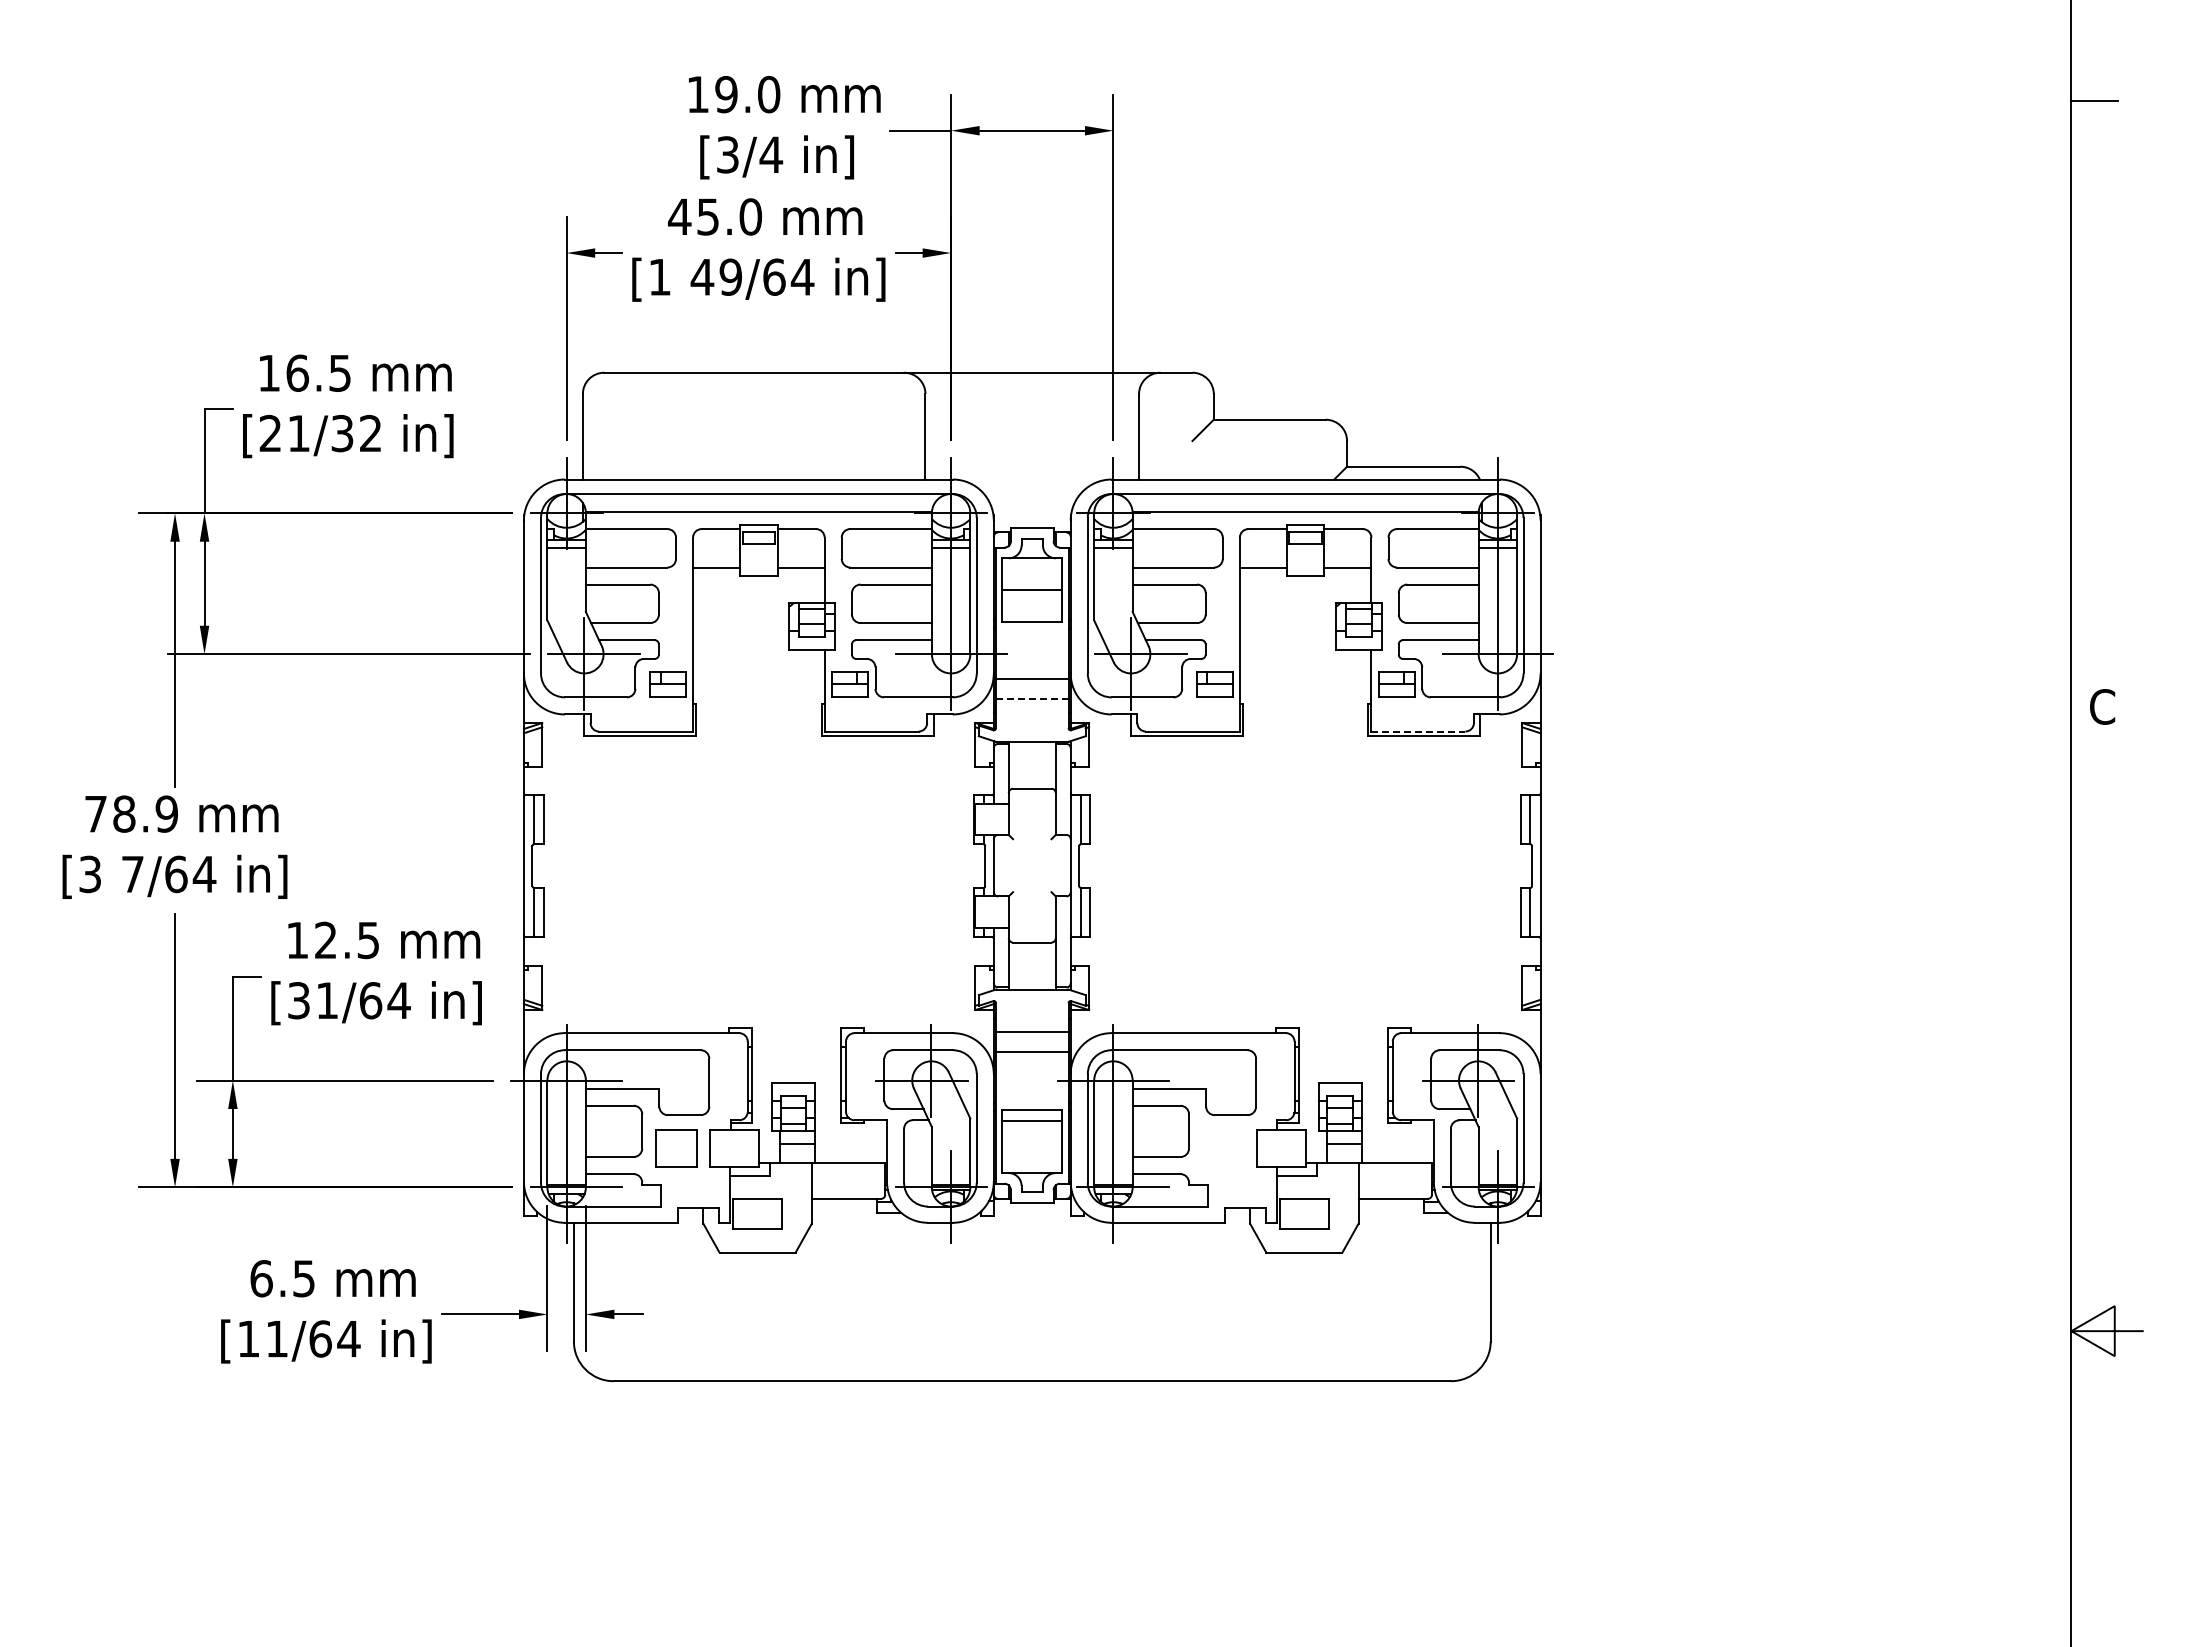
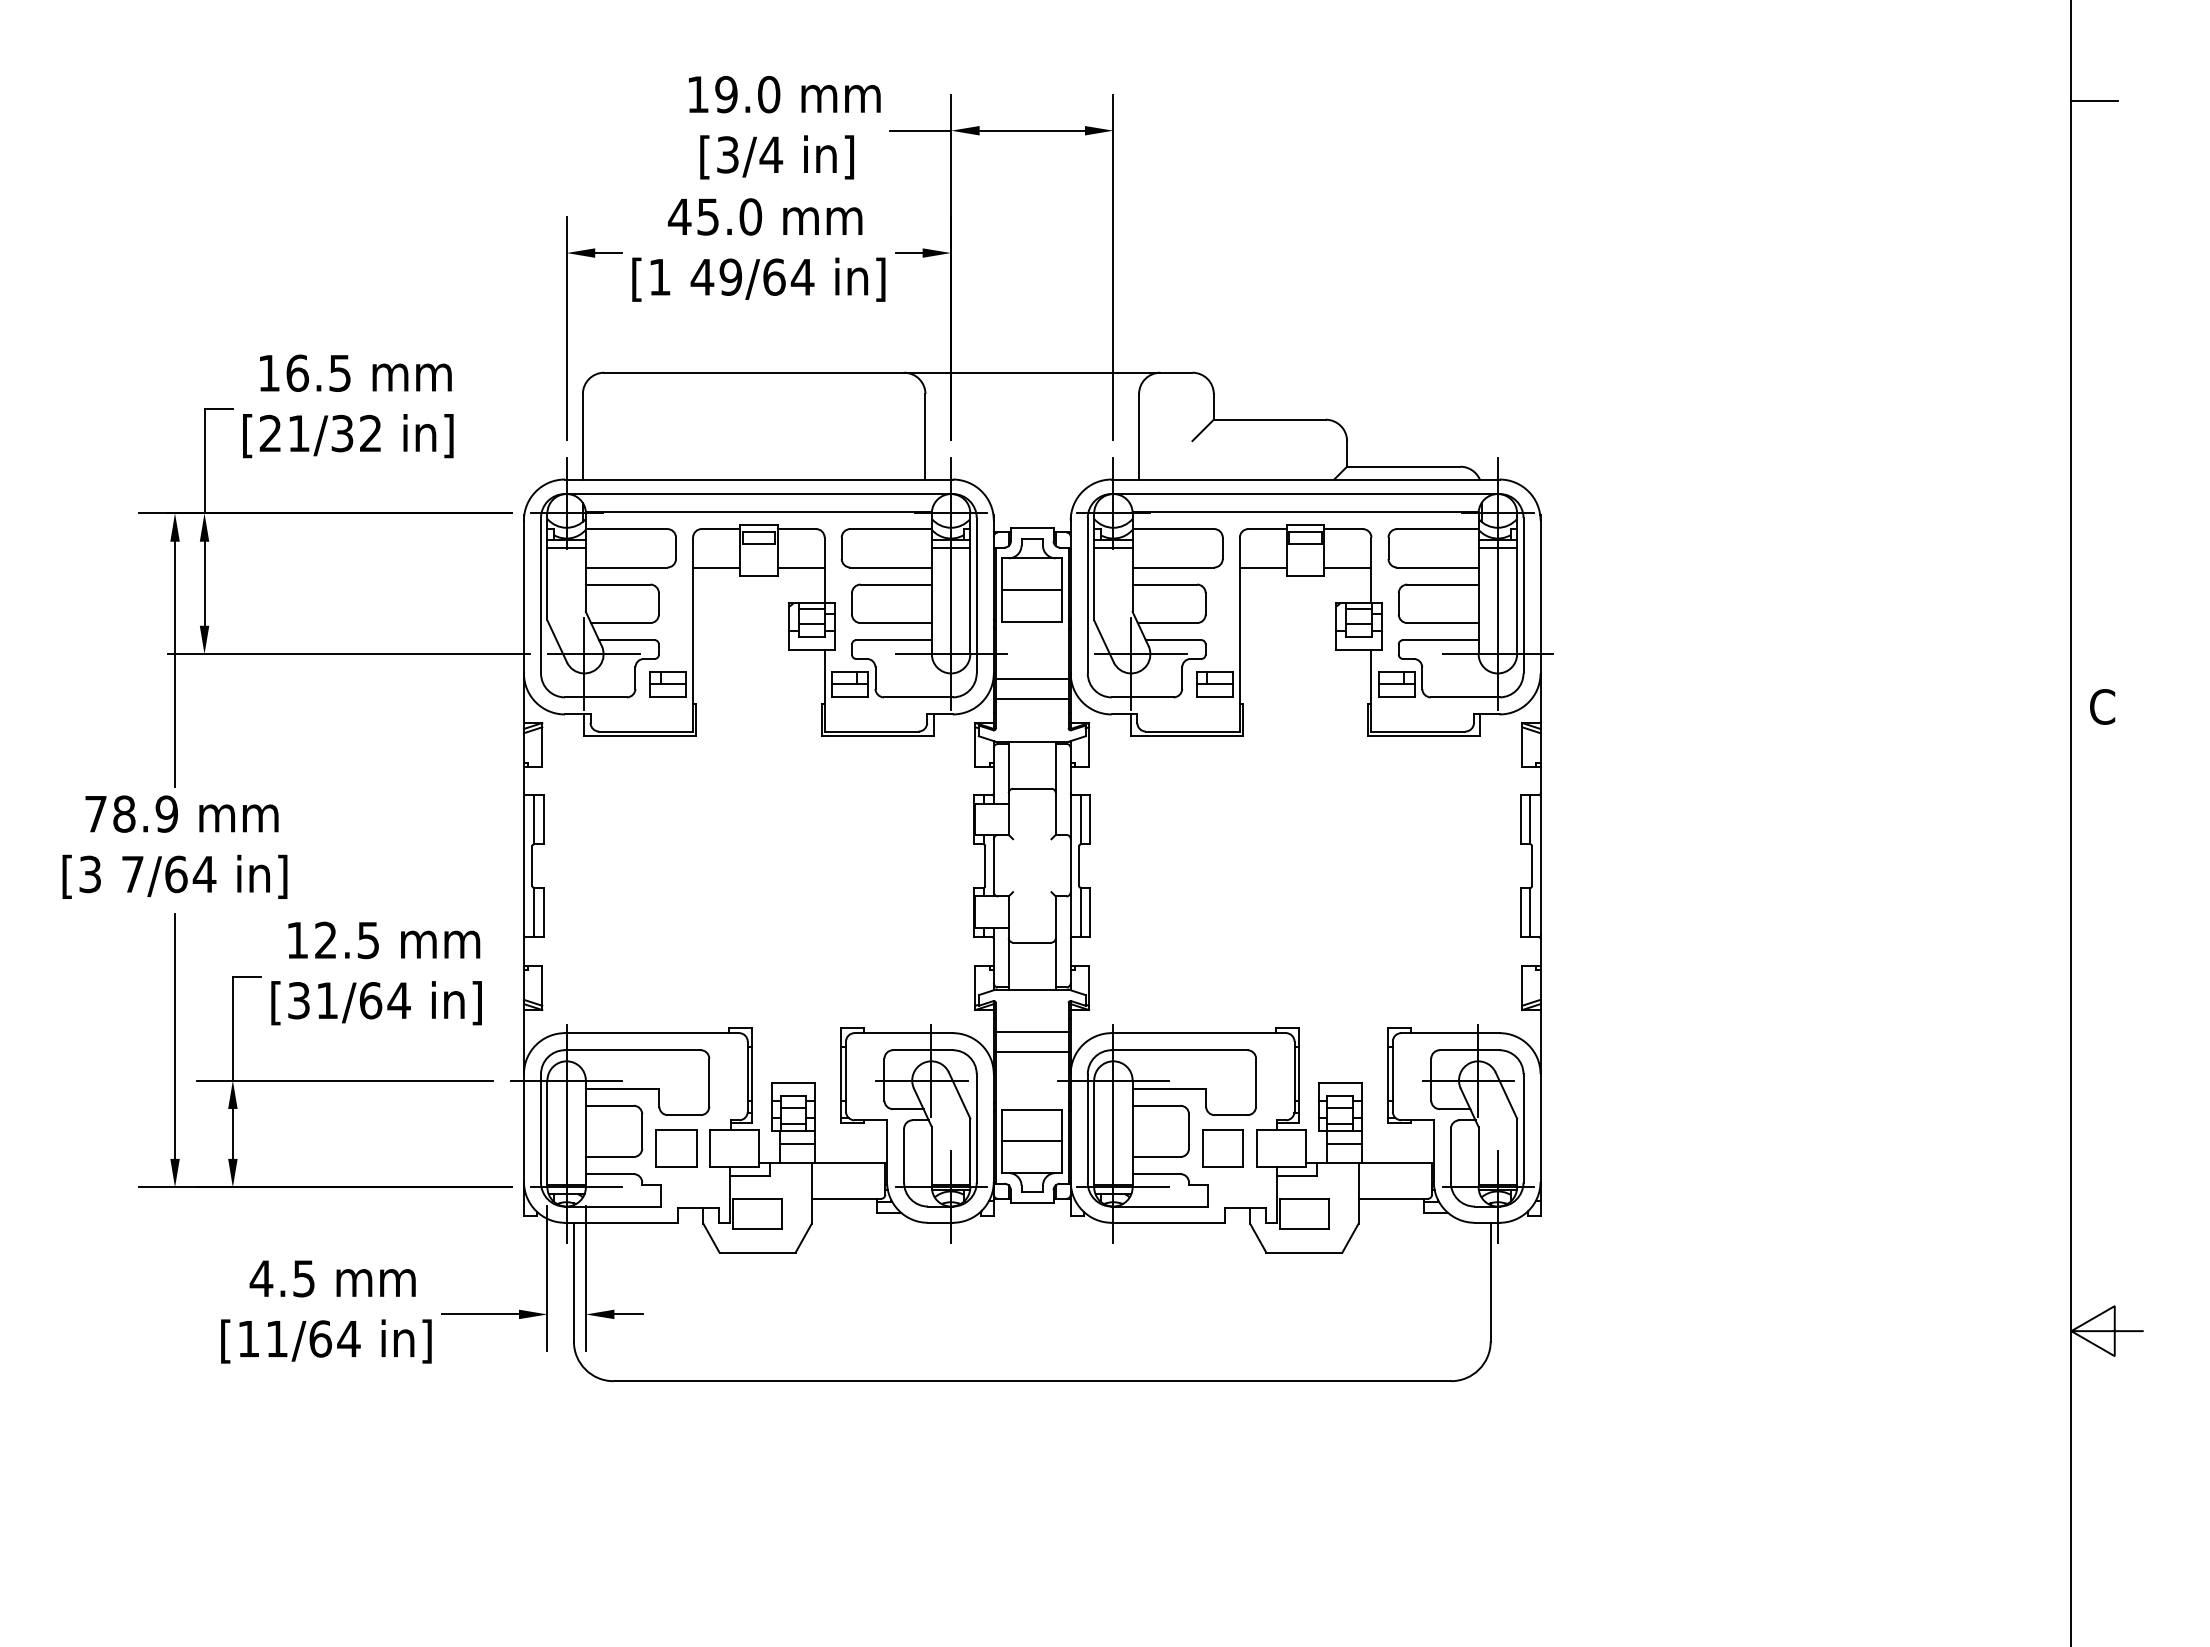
line: dashed -> solid (1031, 699)
line: dashed -> solid (1418, 731)
line position: (1032, 1121) -> (1032, 1141) (1032, 1141)
part: none -> present (1222, 1148)
text: 6.5 -> 4.5 (261, 1278)
